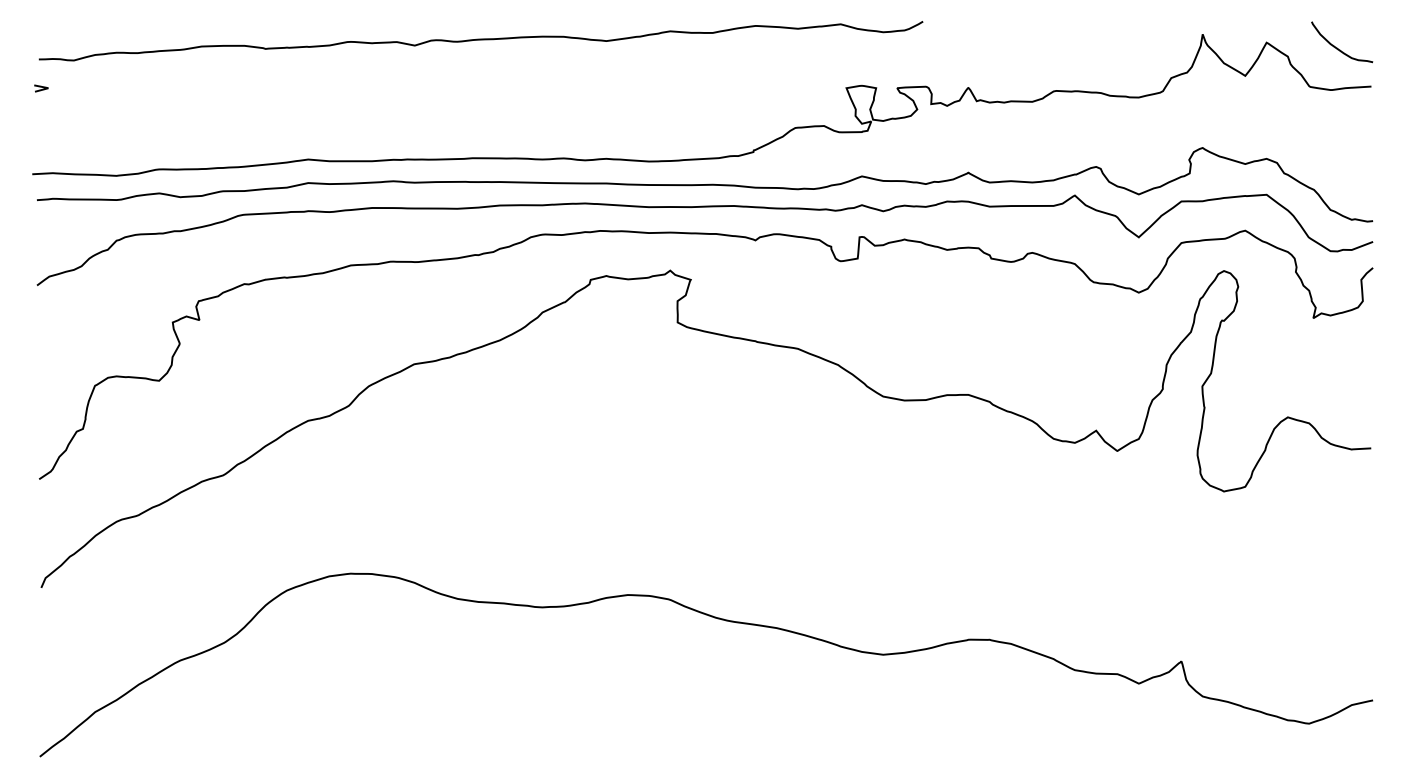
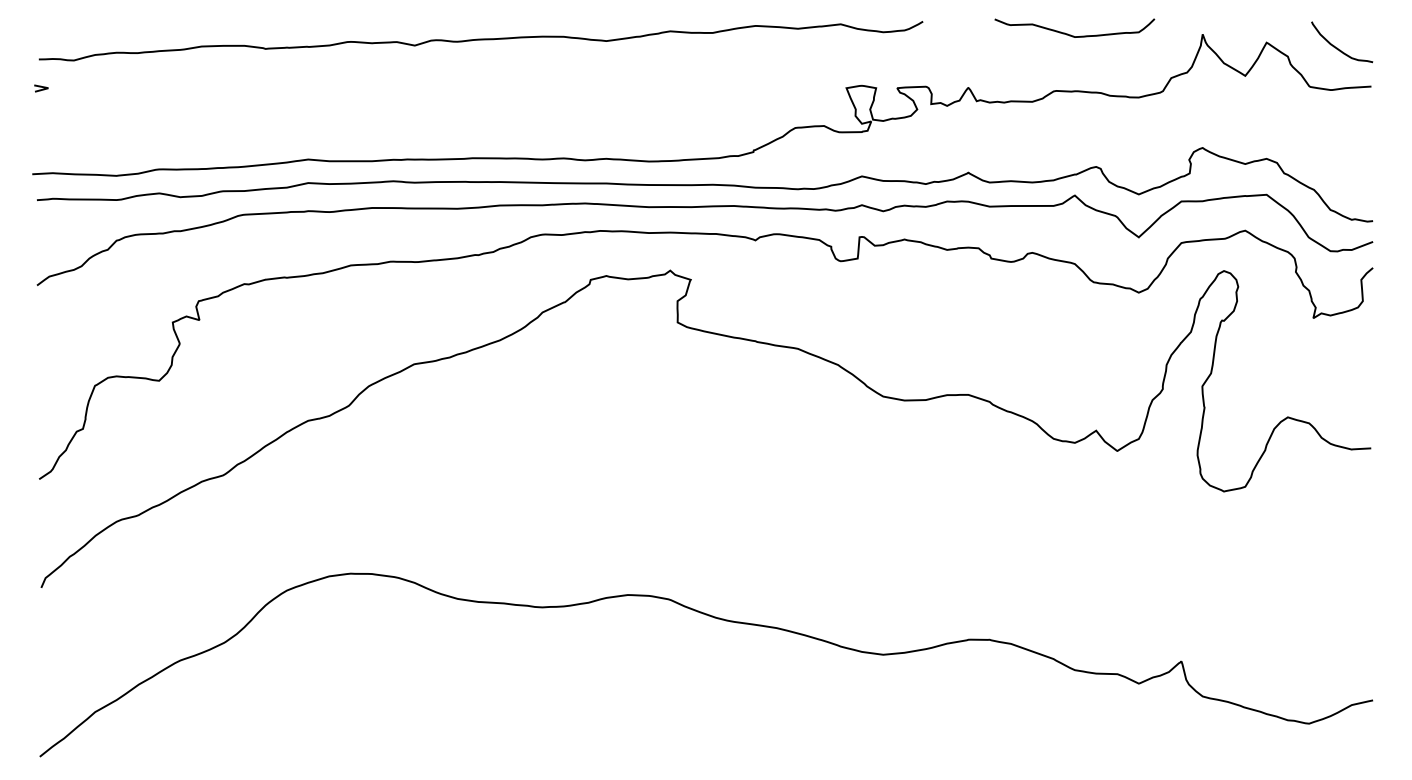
curve: none -> present (1070, 34)
